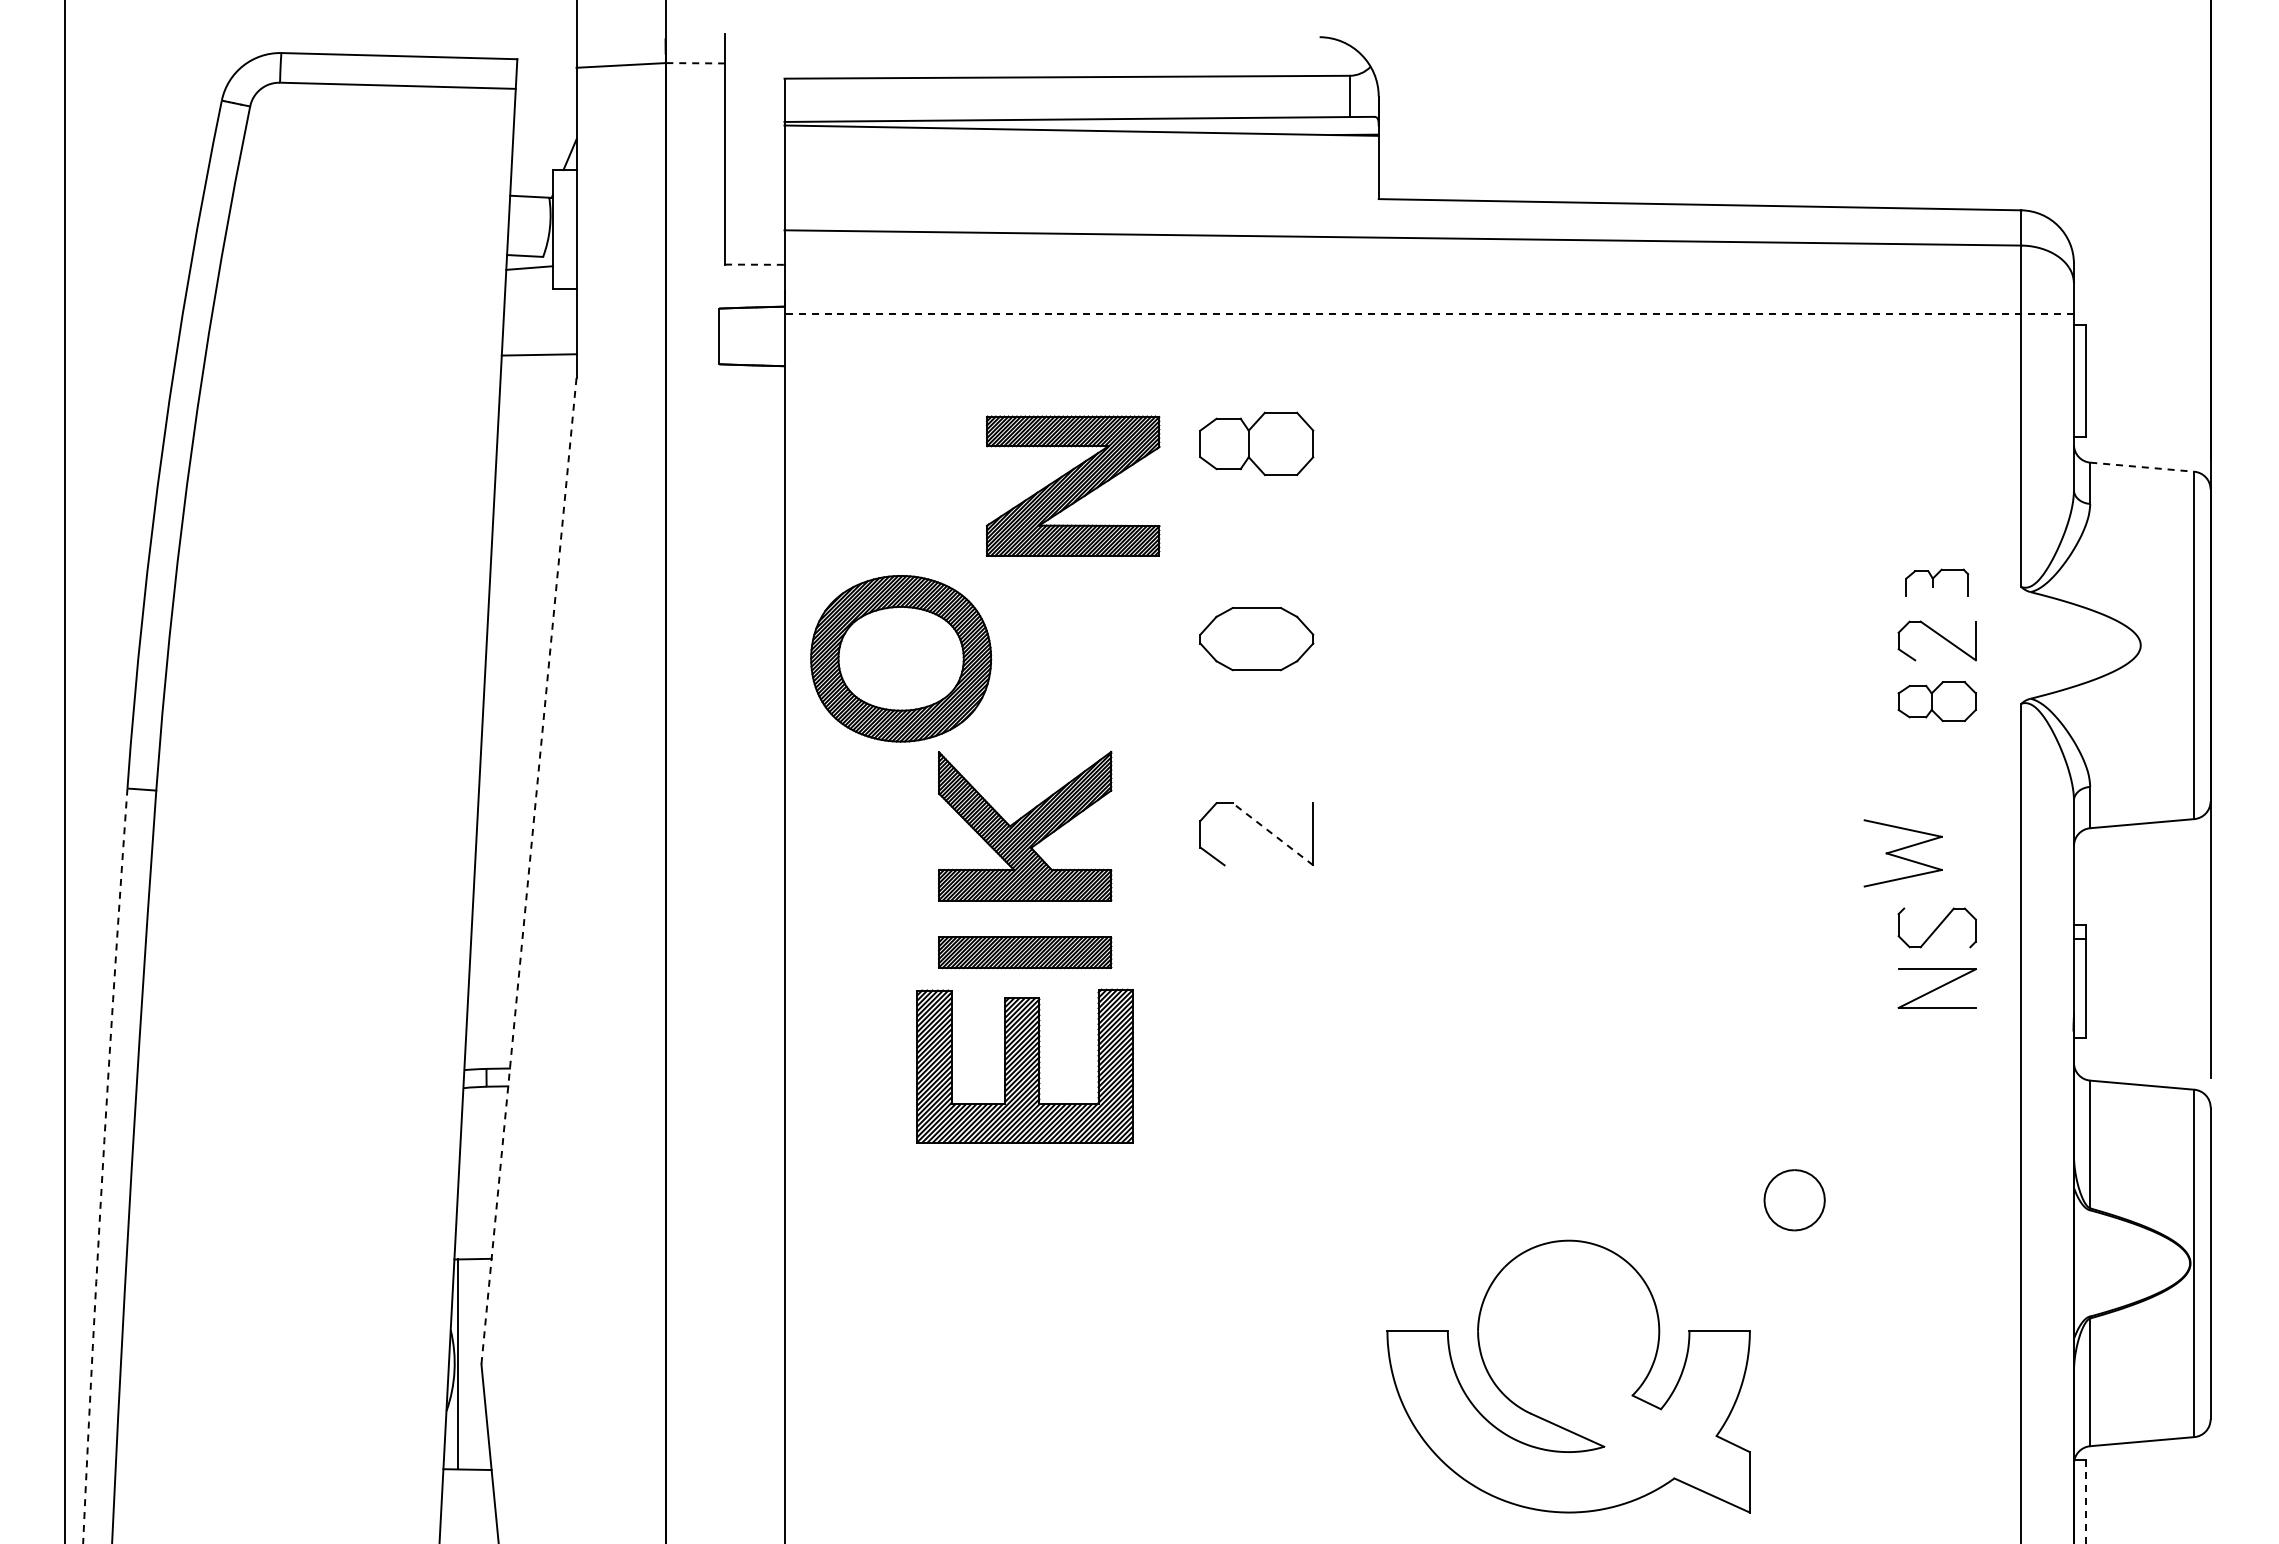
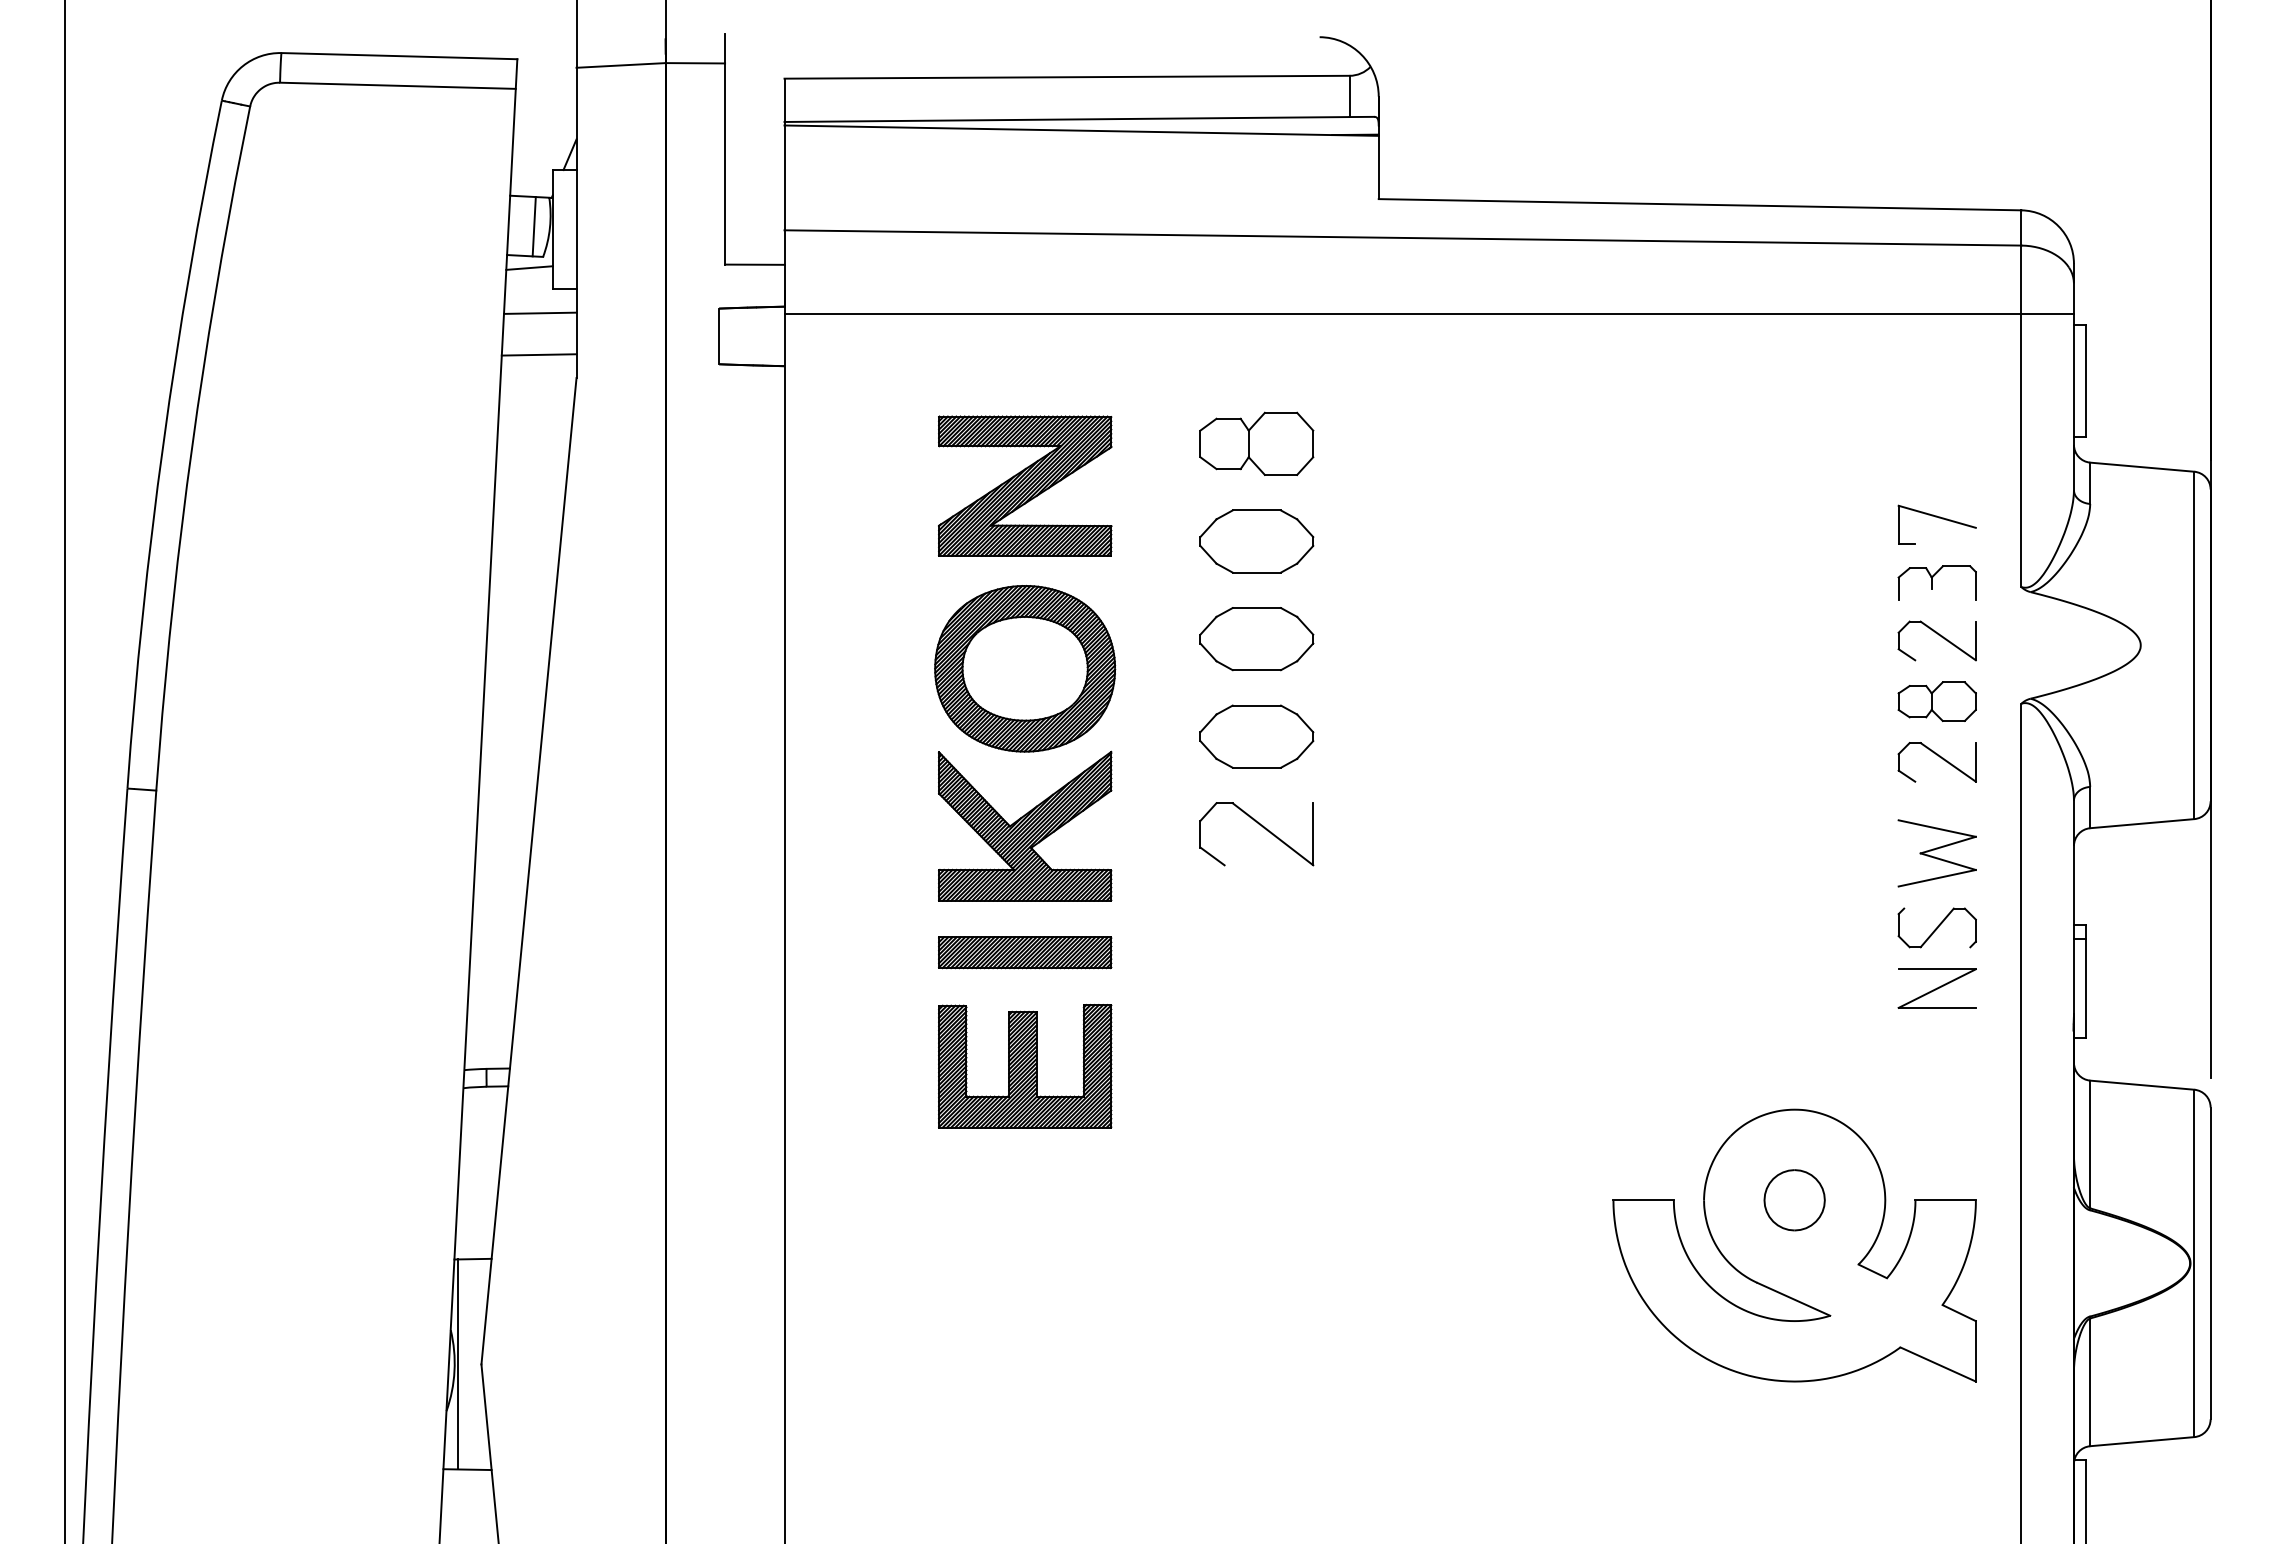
line: dashed -> solid (695, 63)
line: none -> present (533, 226)
line: dashed -> solid (754, 264)
line: none -> present (539, 312)
line: dashed -> solid (1429, 314)
line: dashed -> solid (2142, 467)
part position: (1073, 485) -> (1025, 485) (1025, 485)
part: none -> present (1938, 518)
part: none -> present (1256, 541)
part size: 65x29 px -> 80x36 px (1936, 582)
part position: (901, 658) -> (1025, 668) (1025, 668)
part: none -> present (1256, 736)
part: none -> present (1936, 762)
line: dashed -> solid (1272, 834)
part position: (1902, 853) -> (1936, 853) (1936, 853)
line: dashed -> solid (528, 871)
part size: 218x156 px -> 175x125 px (1025, 1066)
arc: dashed -> solid (102, 1166)
part position: (1568, 1376) -> (1794, 1245) (1794, 1245)
line: dashed -> solid (2085, 1502)
